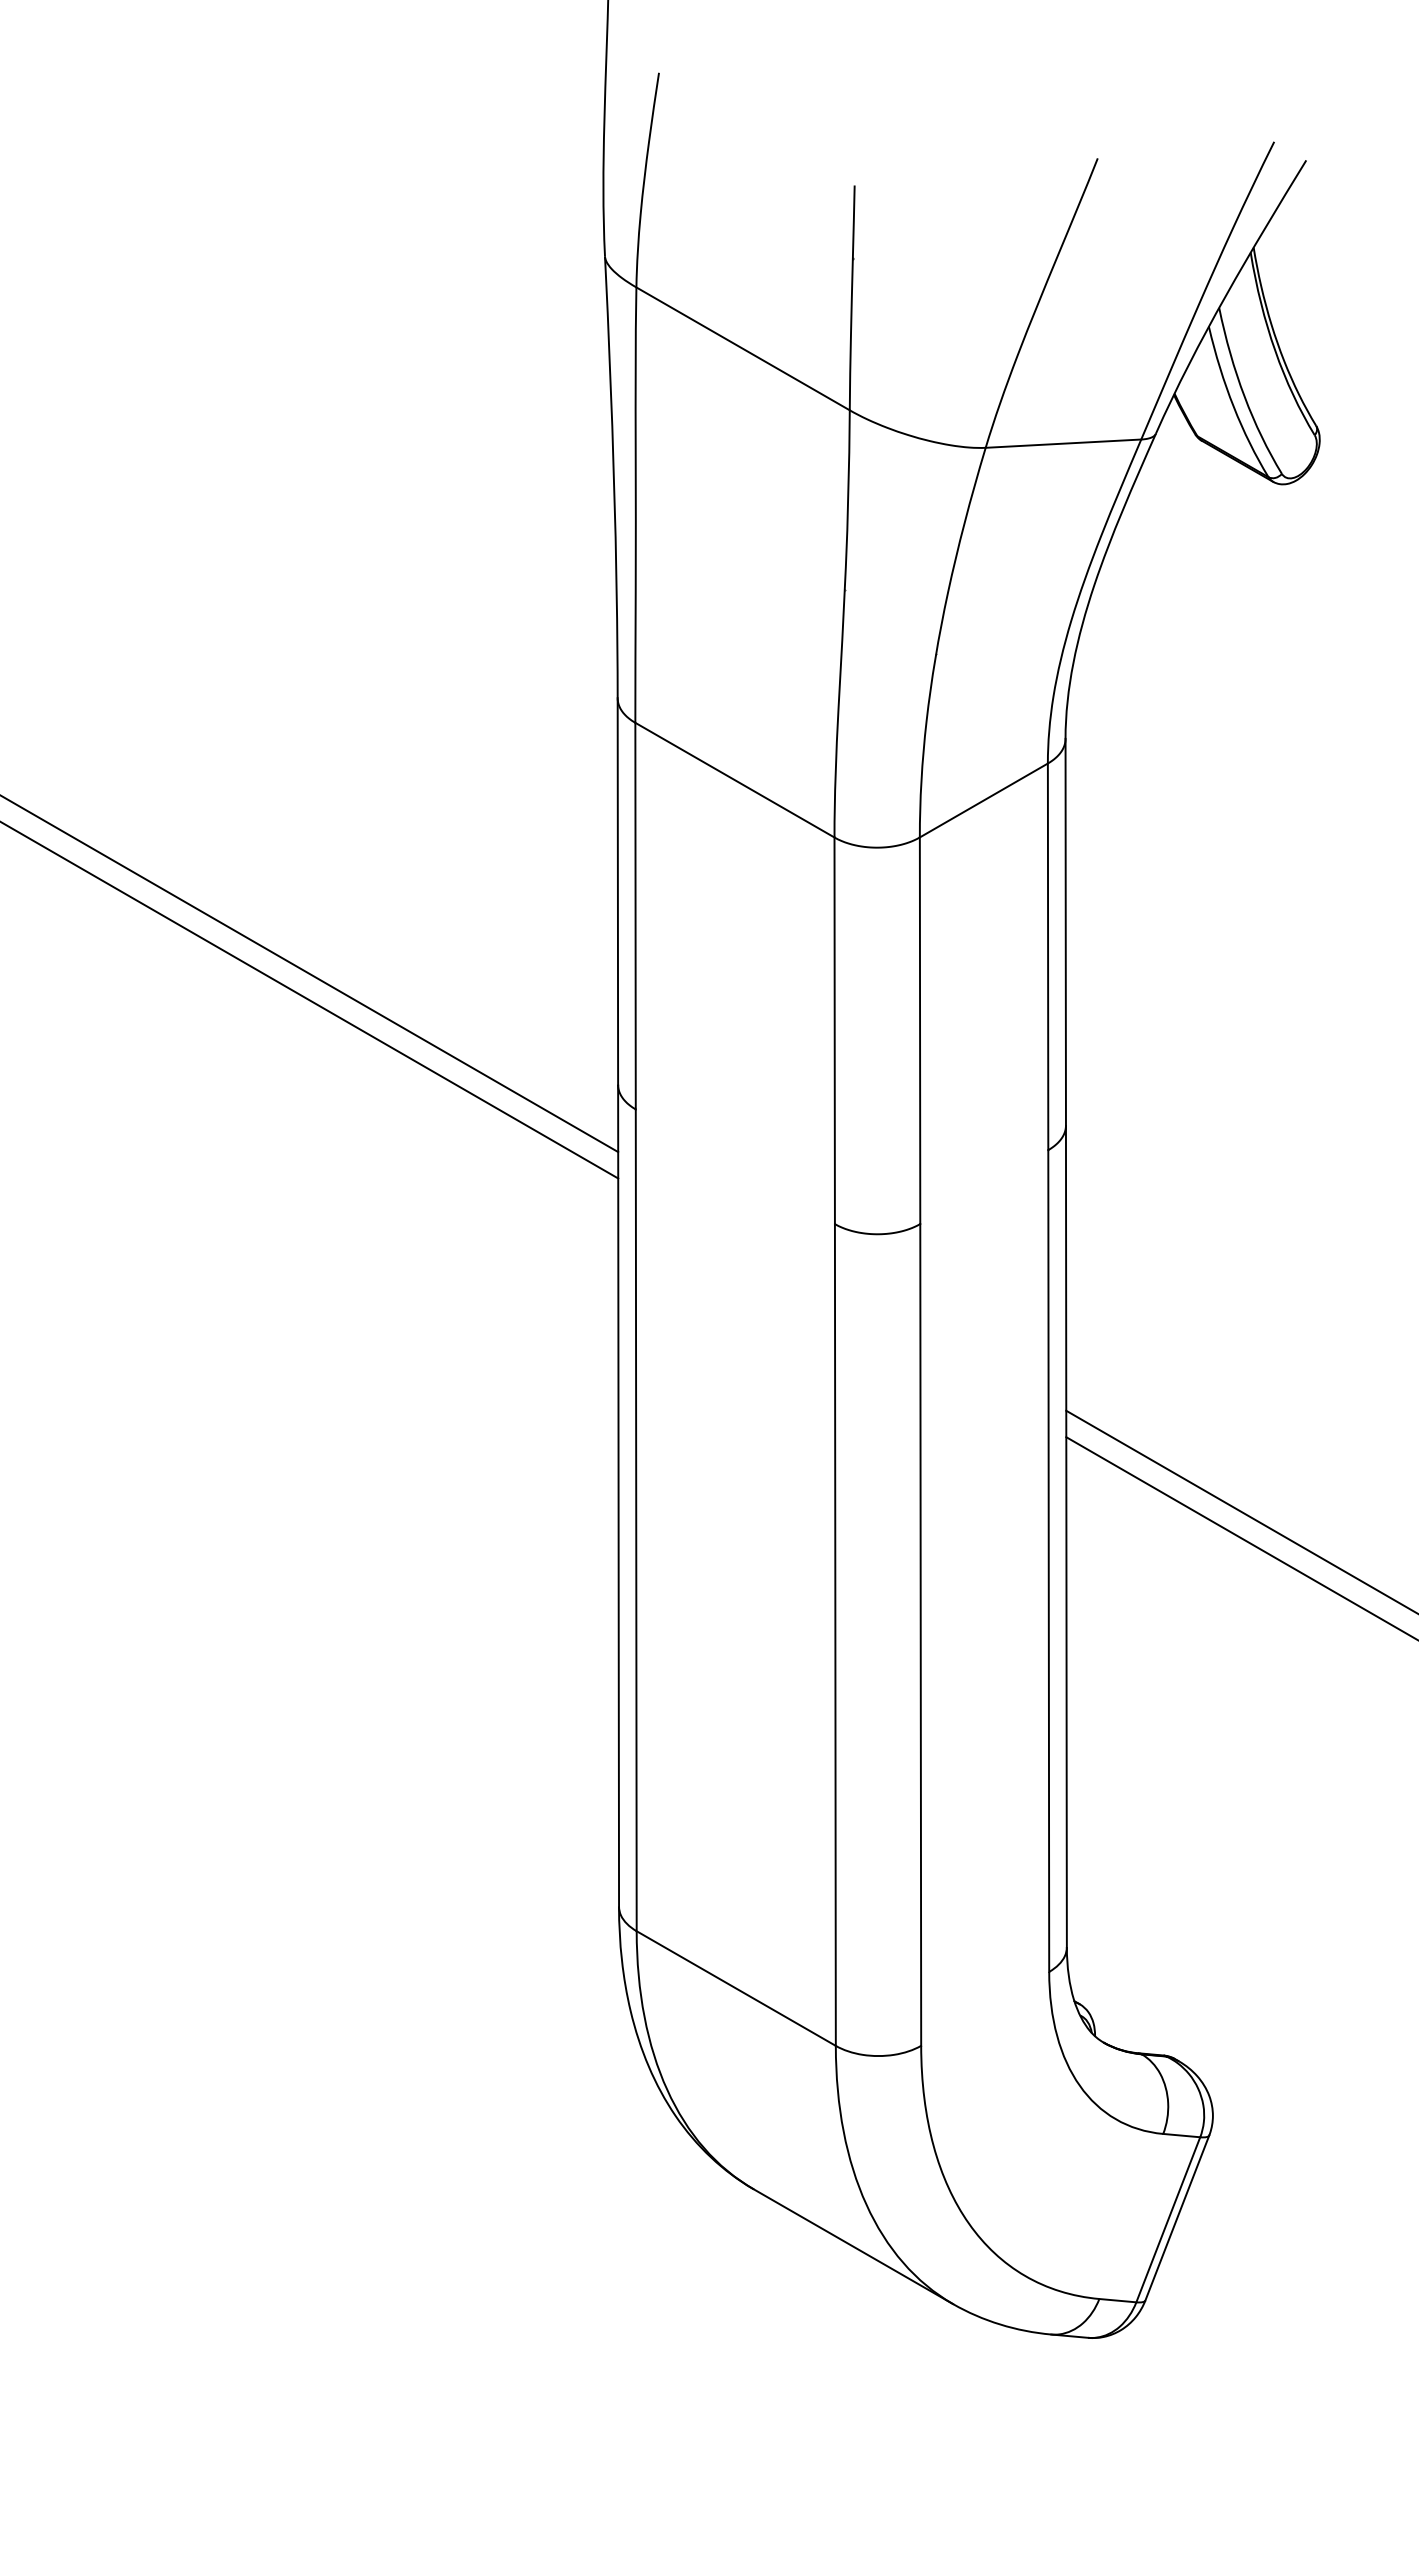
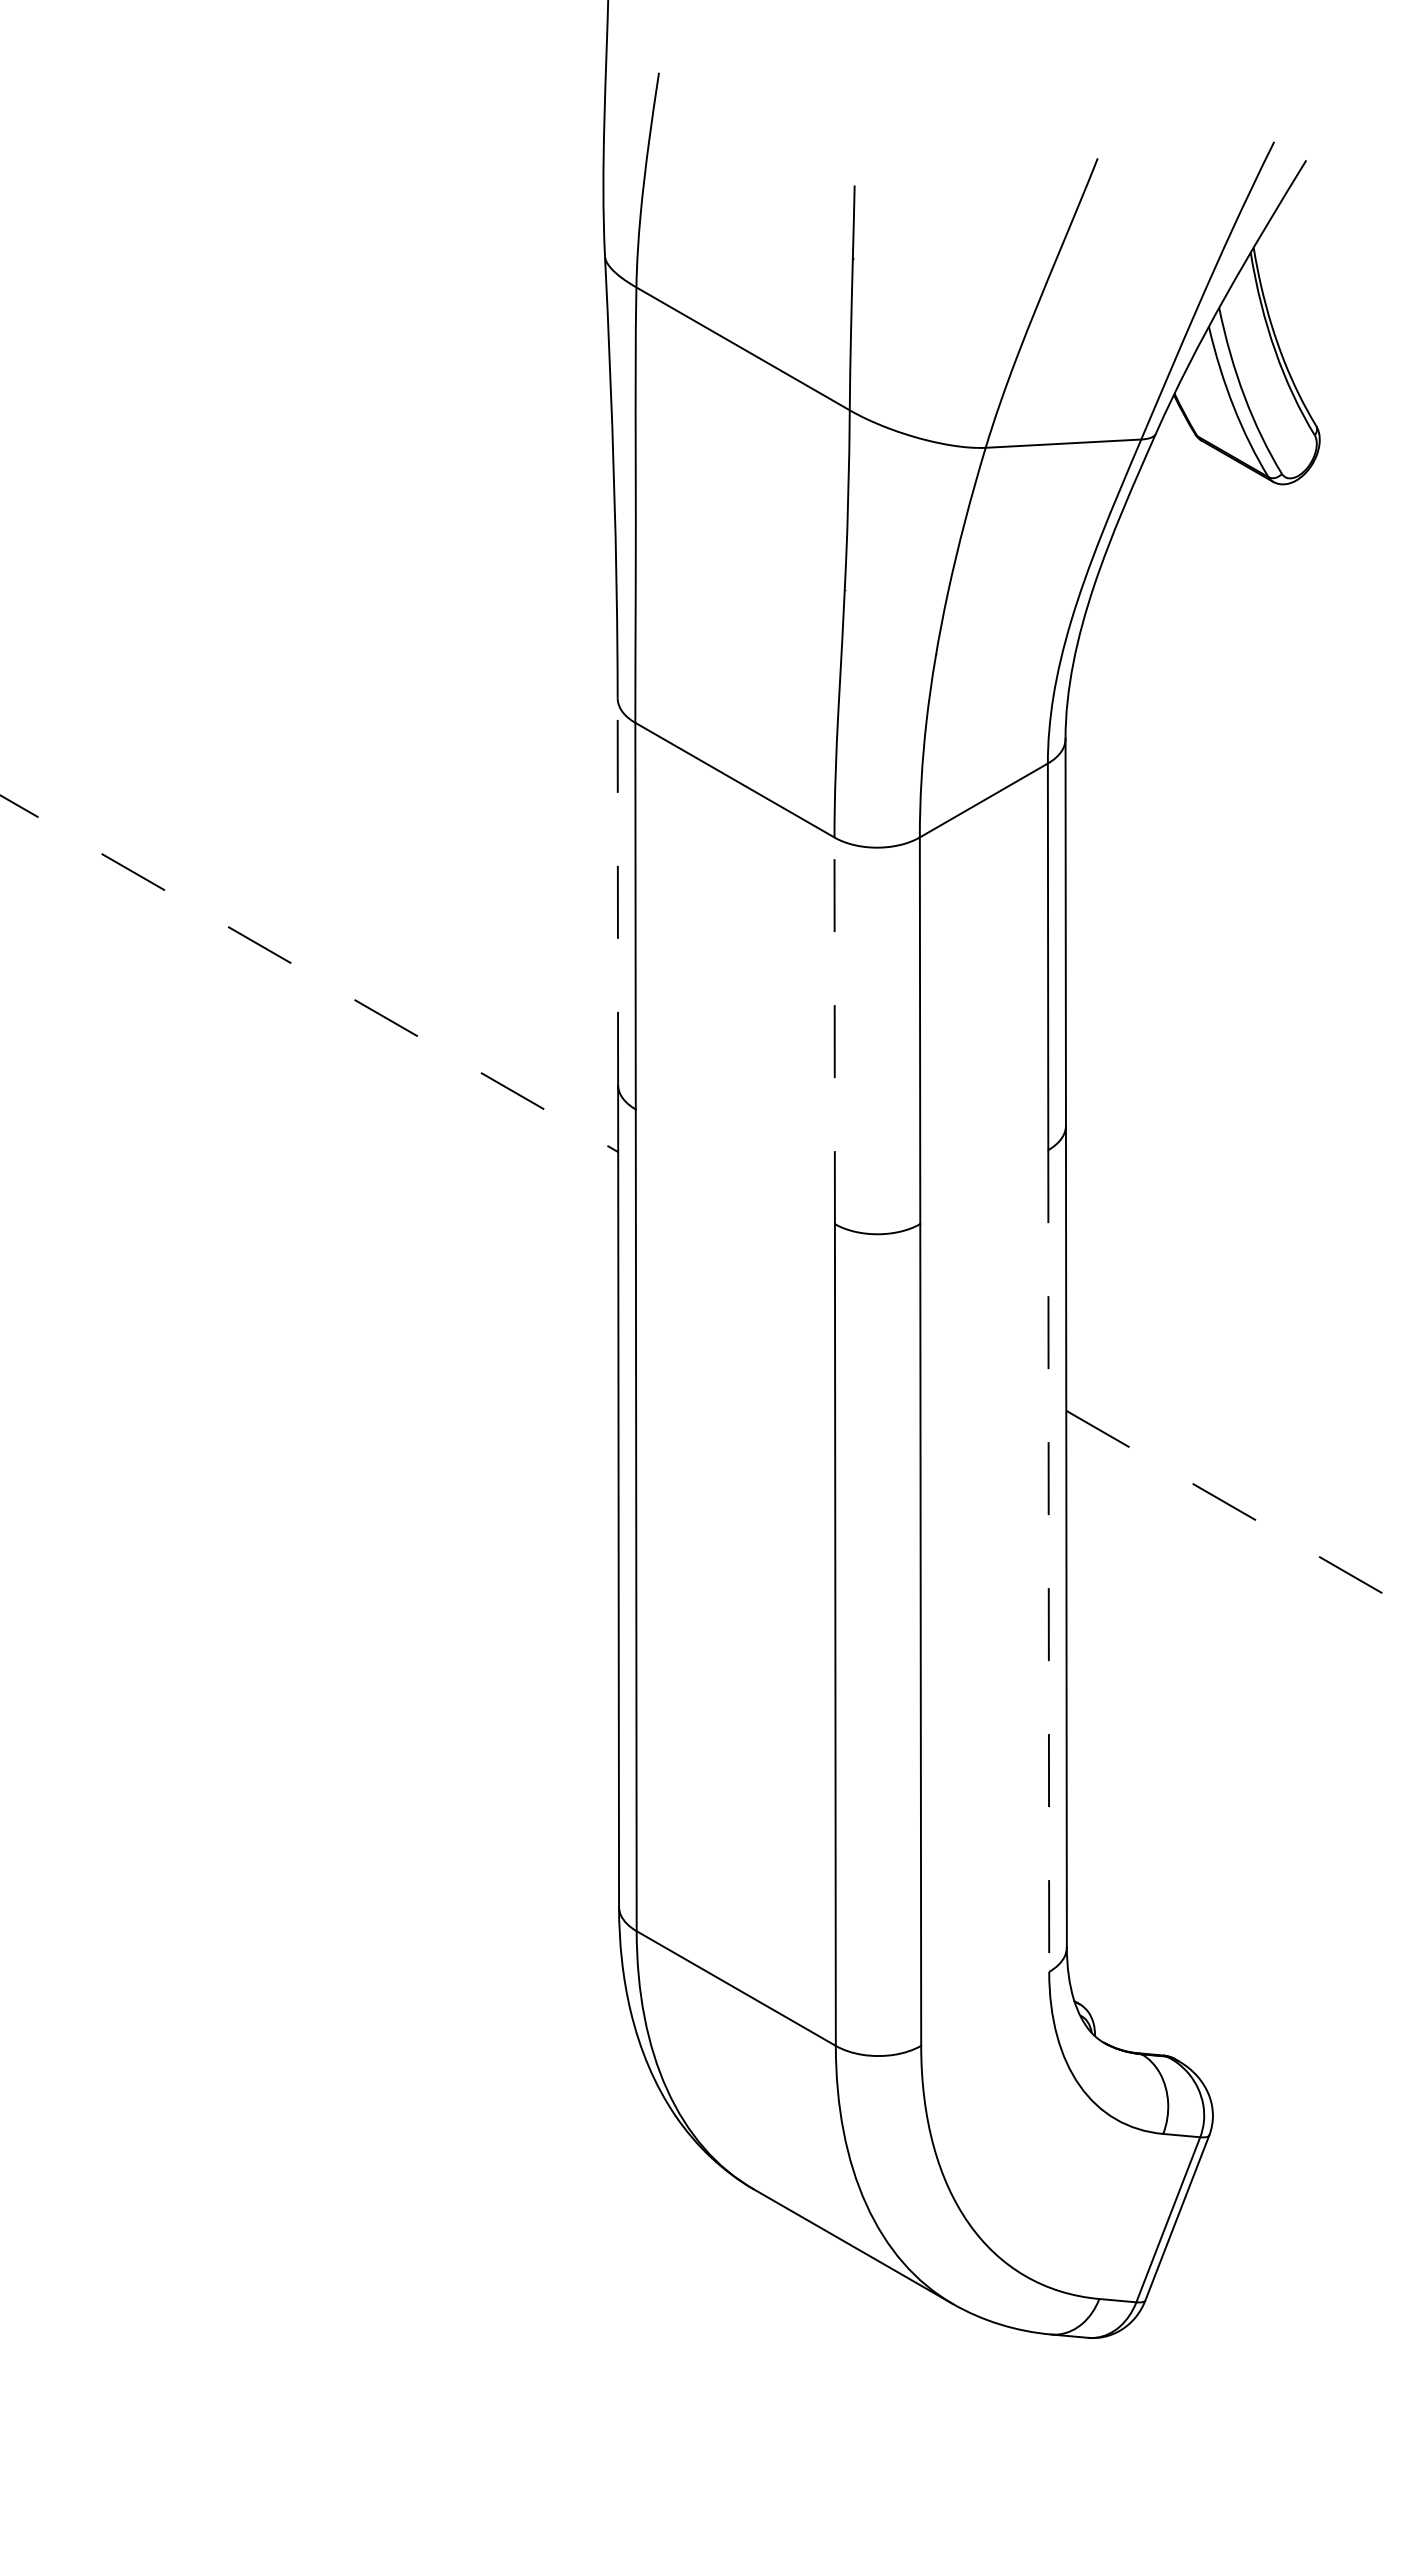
line: solid -> dashed (617, 891)
line: solid -> dashed (309, 973)
line: present -> none (310, 1000)
line: solid -> dashed (834, 1030)
line: solid -> dashed (1242, 1512)
line: present -> none (1240, 1537)
line: solid -> dashed (1048, 1561)
